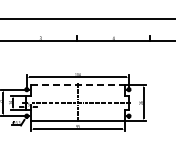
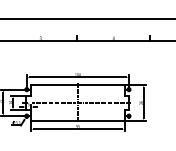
line: dashed -> solid (77, 85)
